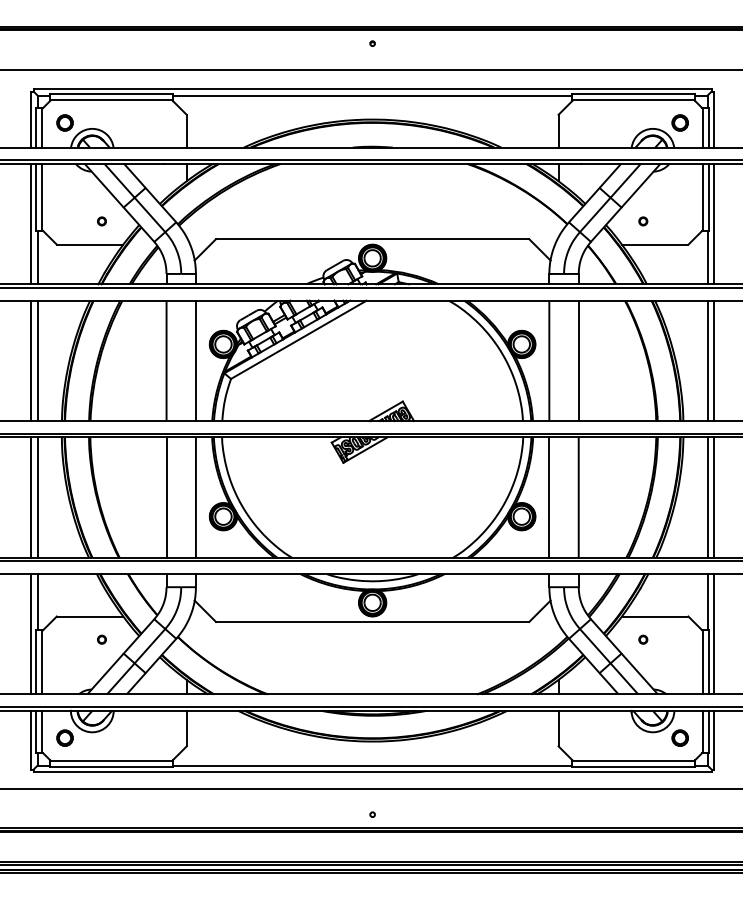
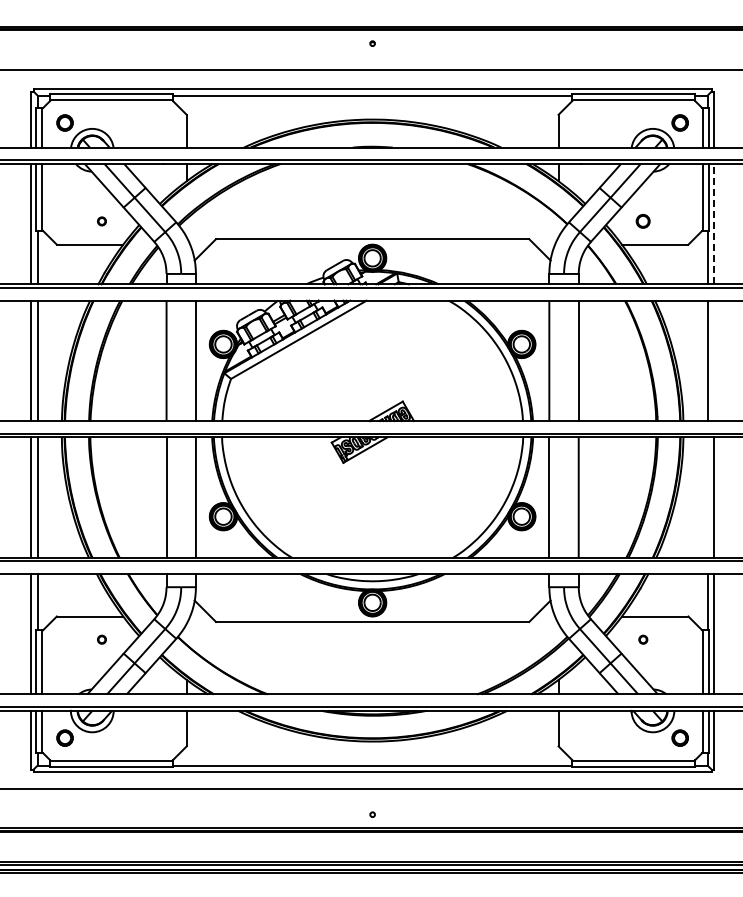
part size: 11x11 px -> 16x15 px (642, 221)
line: solid -> dashed (714, 223)
line: present -> none (714, 360)
line: present -> none (707, 497)
